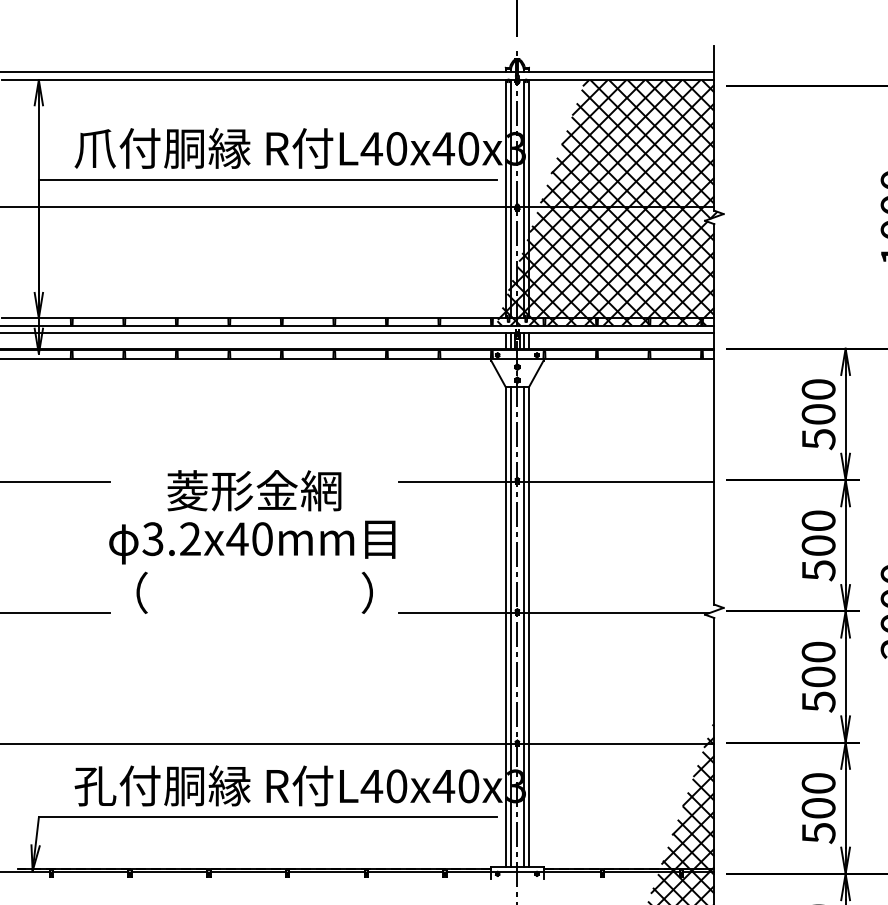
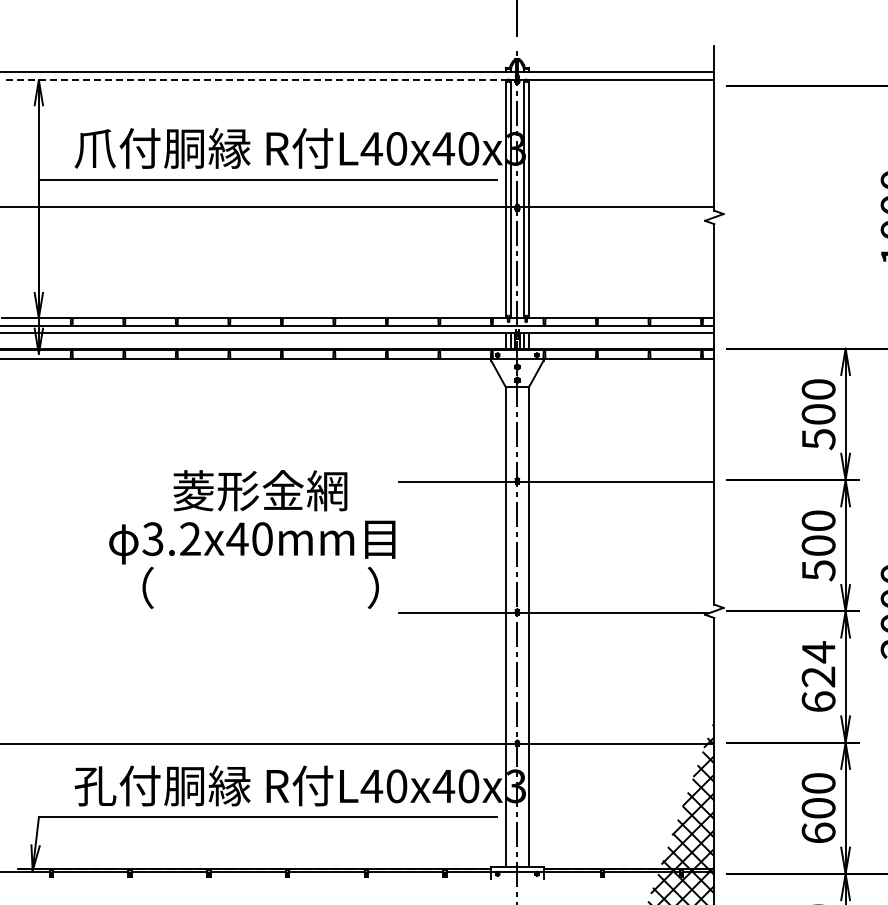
line: solid -> dashed (254, 79)
hatch: present -> none (607, 202)
line: present -> none (56, 481)
text position: (254, 490) -> (260, 490) (260, 490)
text position: (254, 592) -> (260, 587) (260, 587)
line: present -> none (56, 613)
line: present -> none (510, 626)
line: present -> none (523, 626)
text: 500 -> 624 (818, 676)
text: 500 -> 600 (818, 833)
